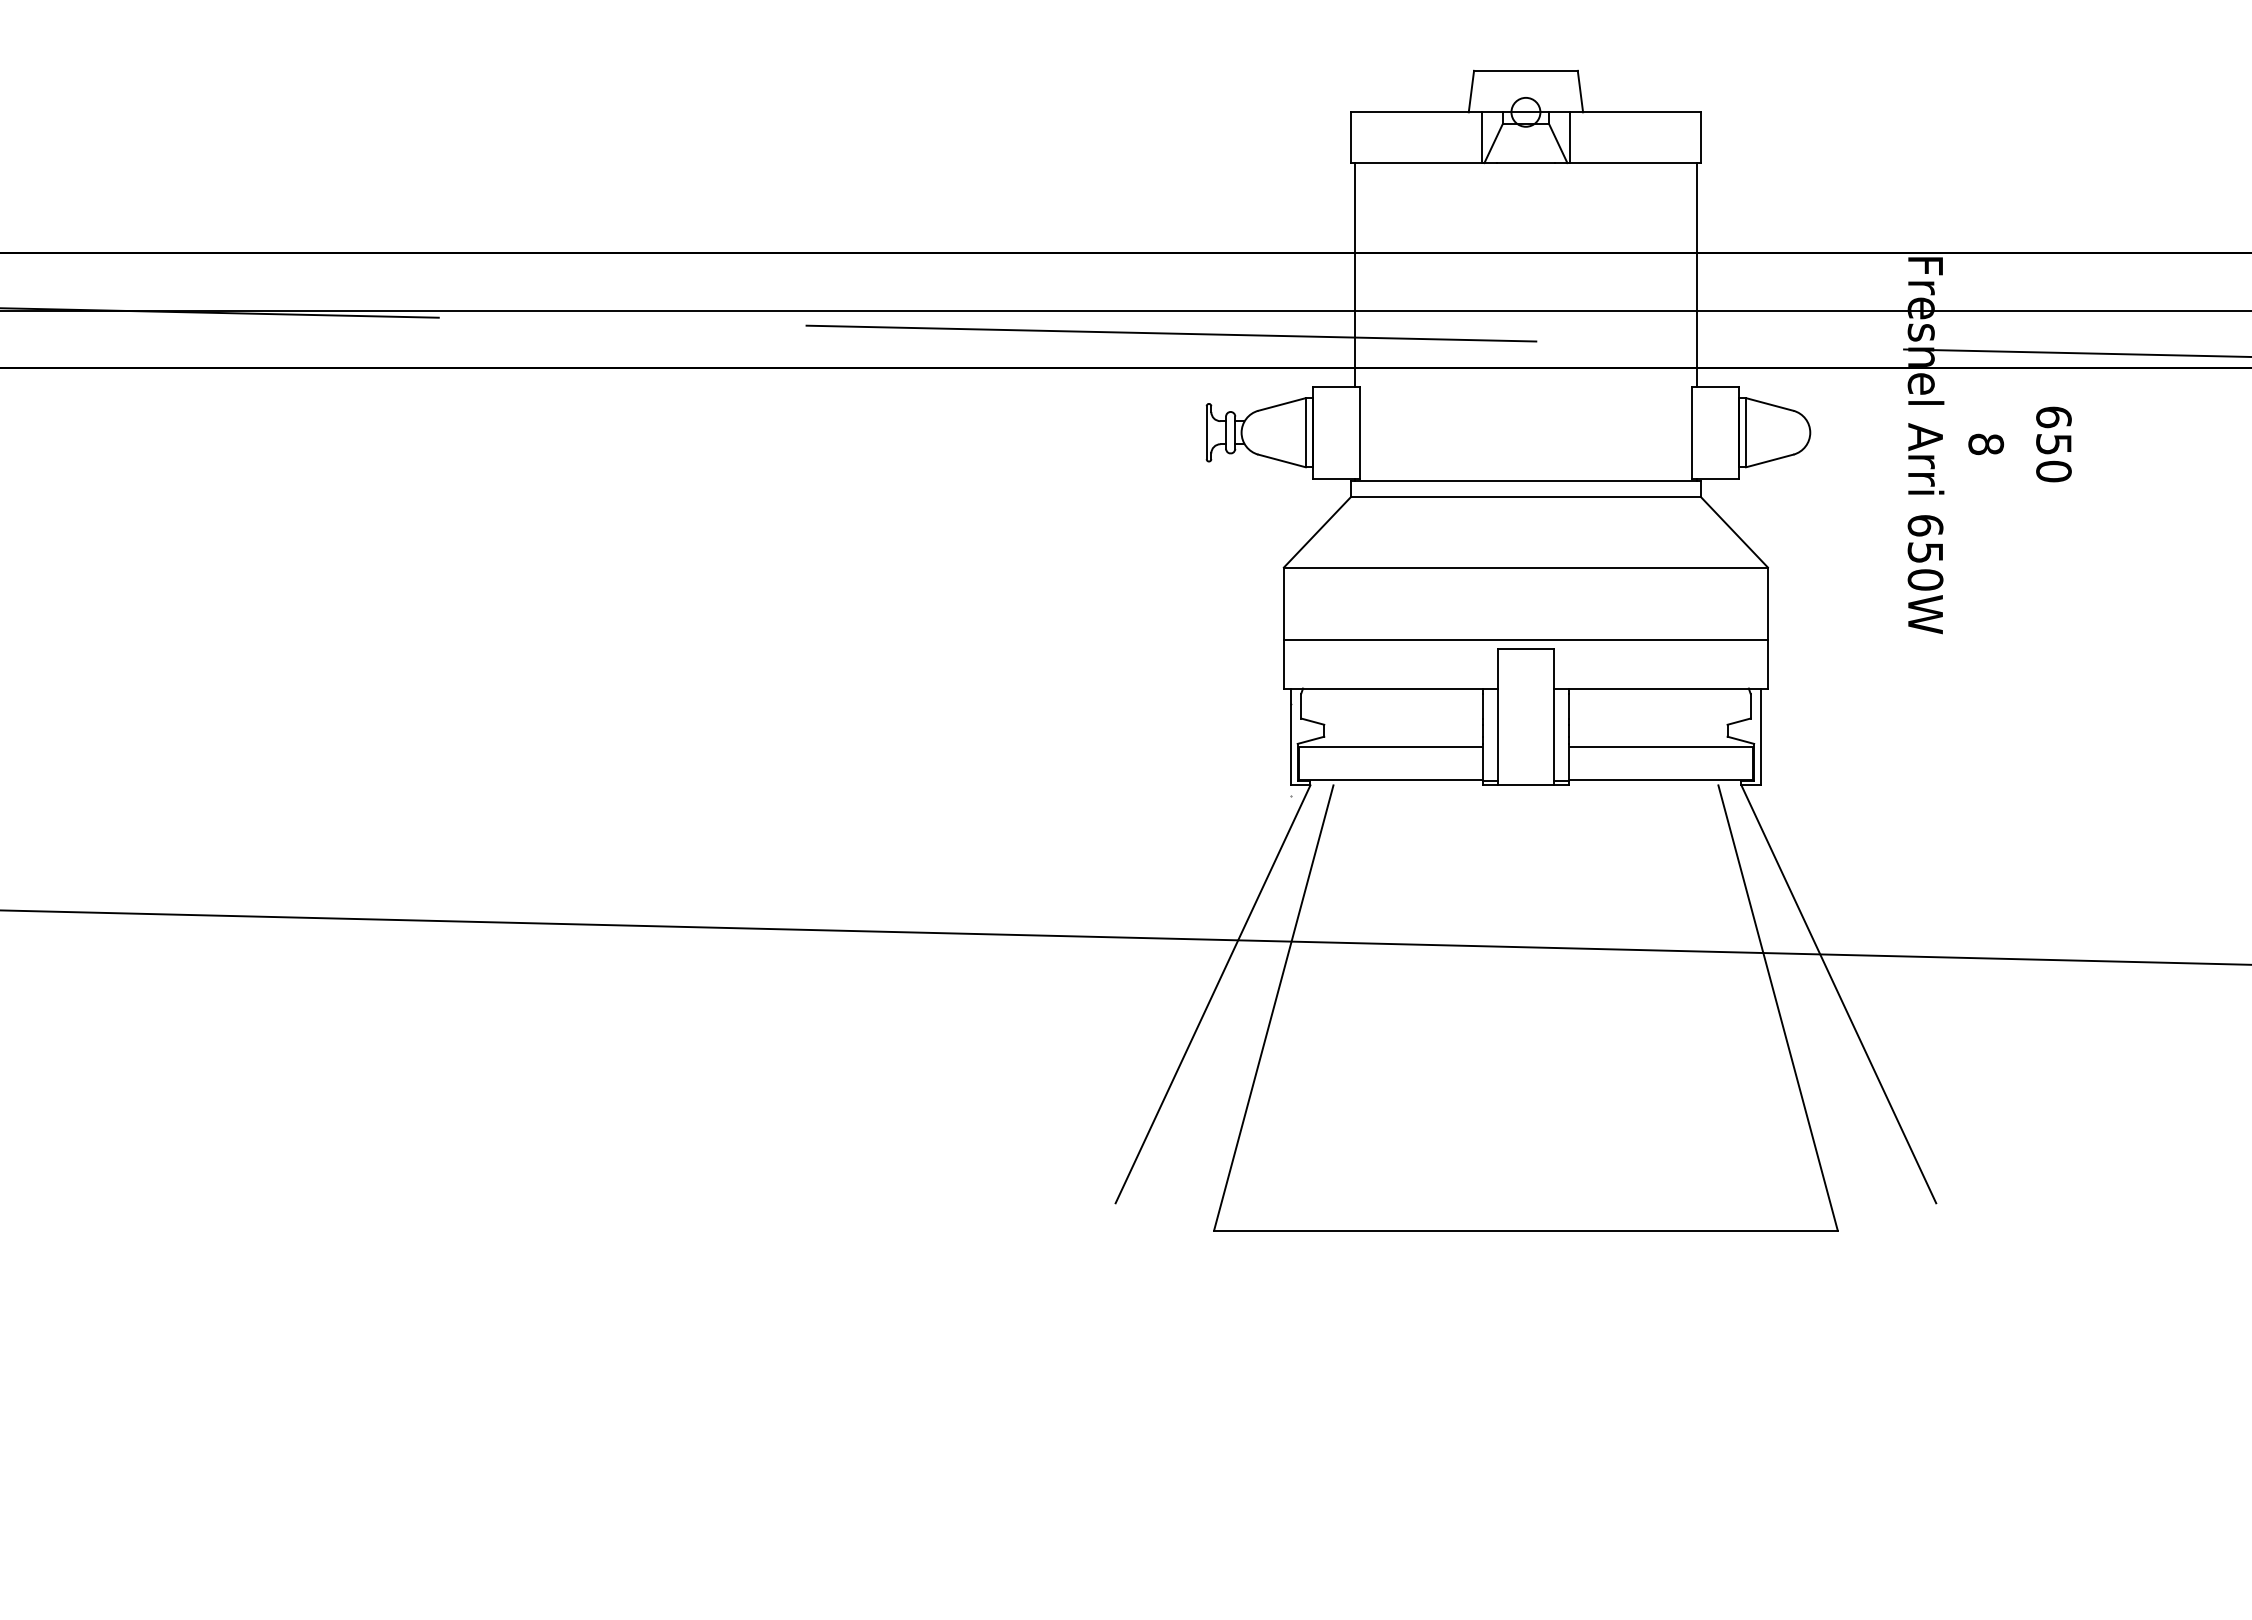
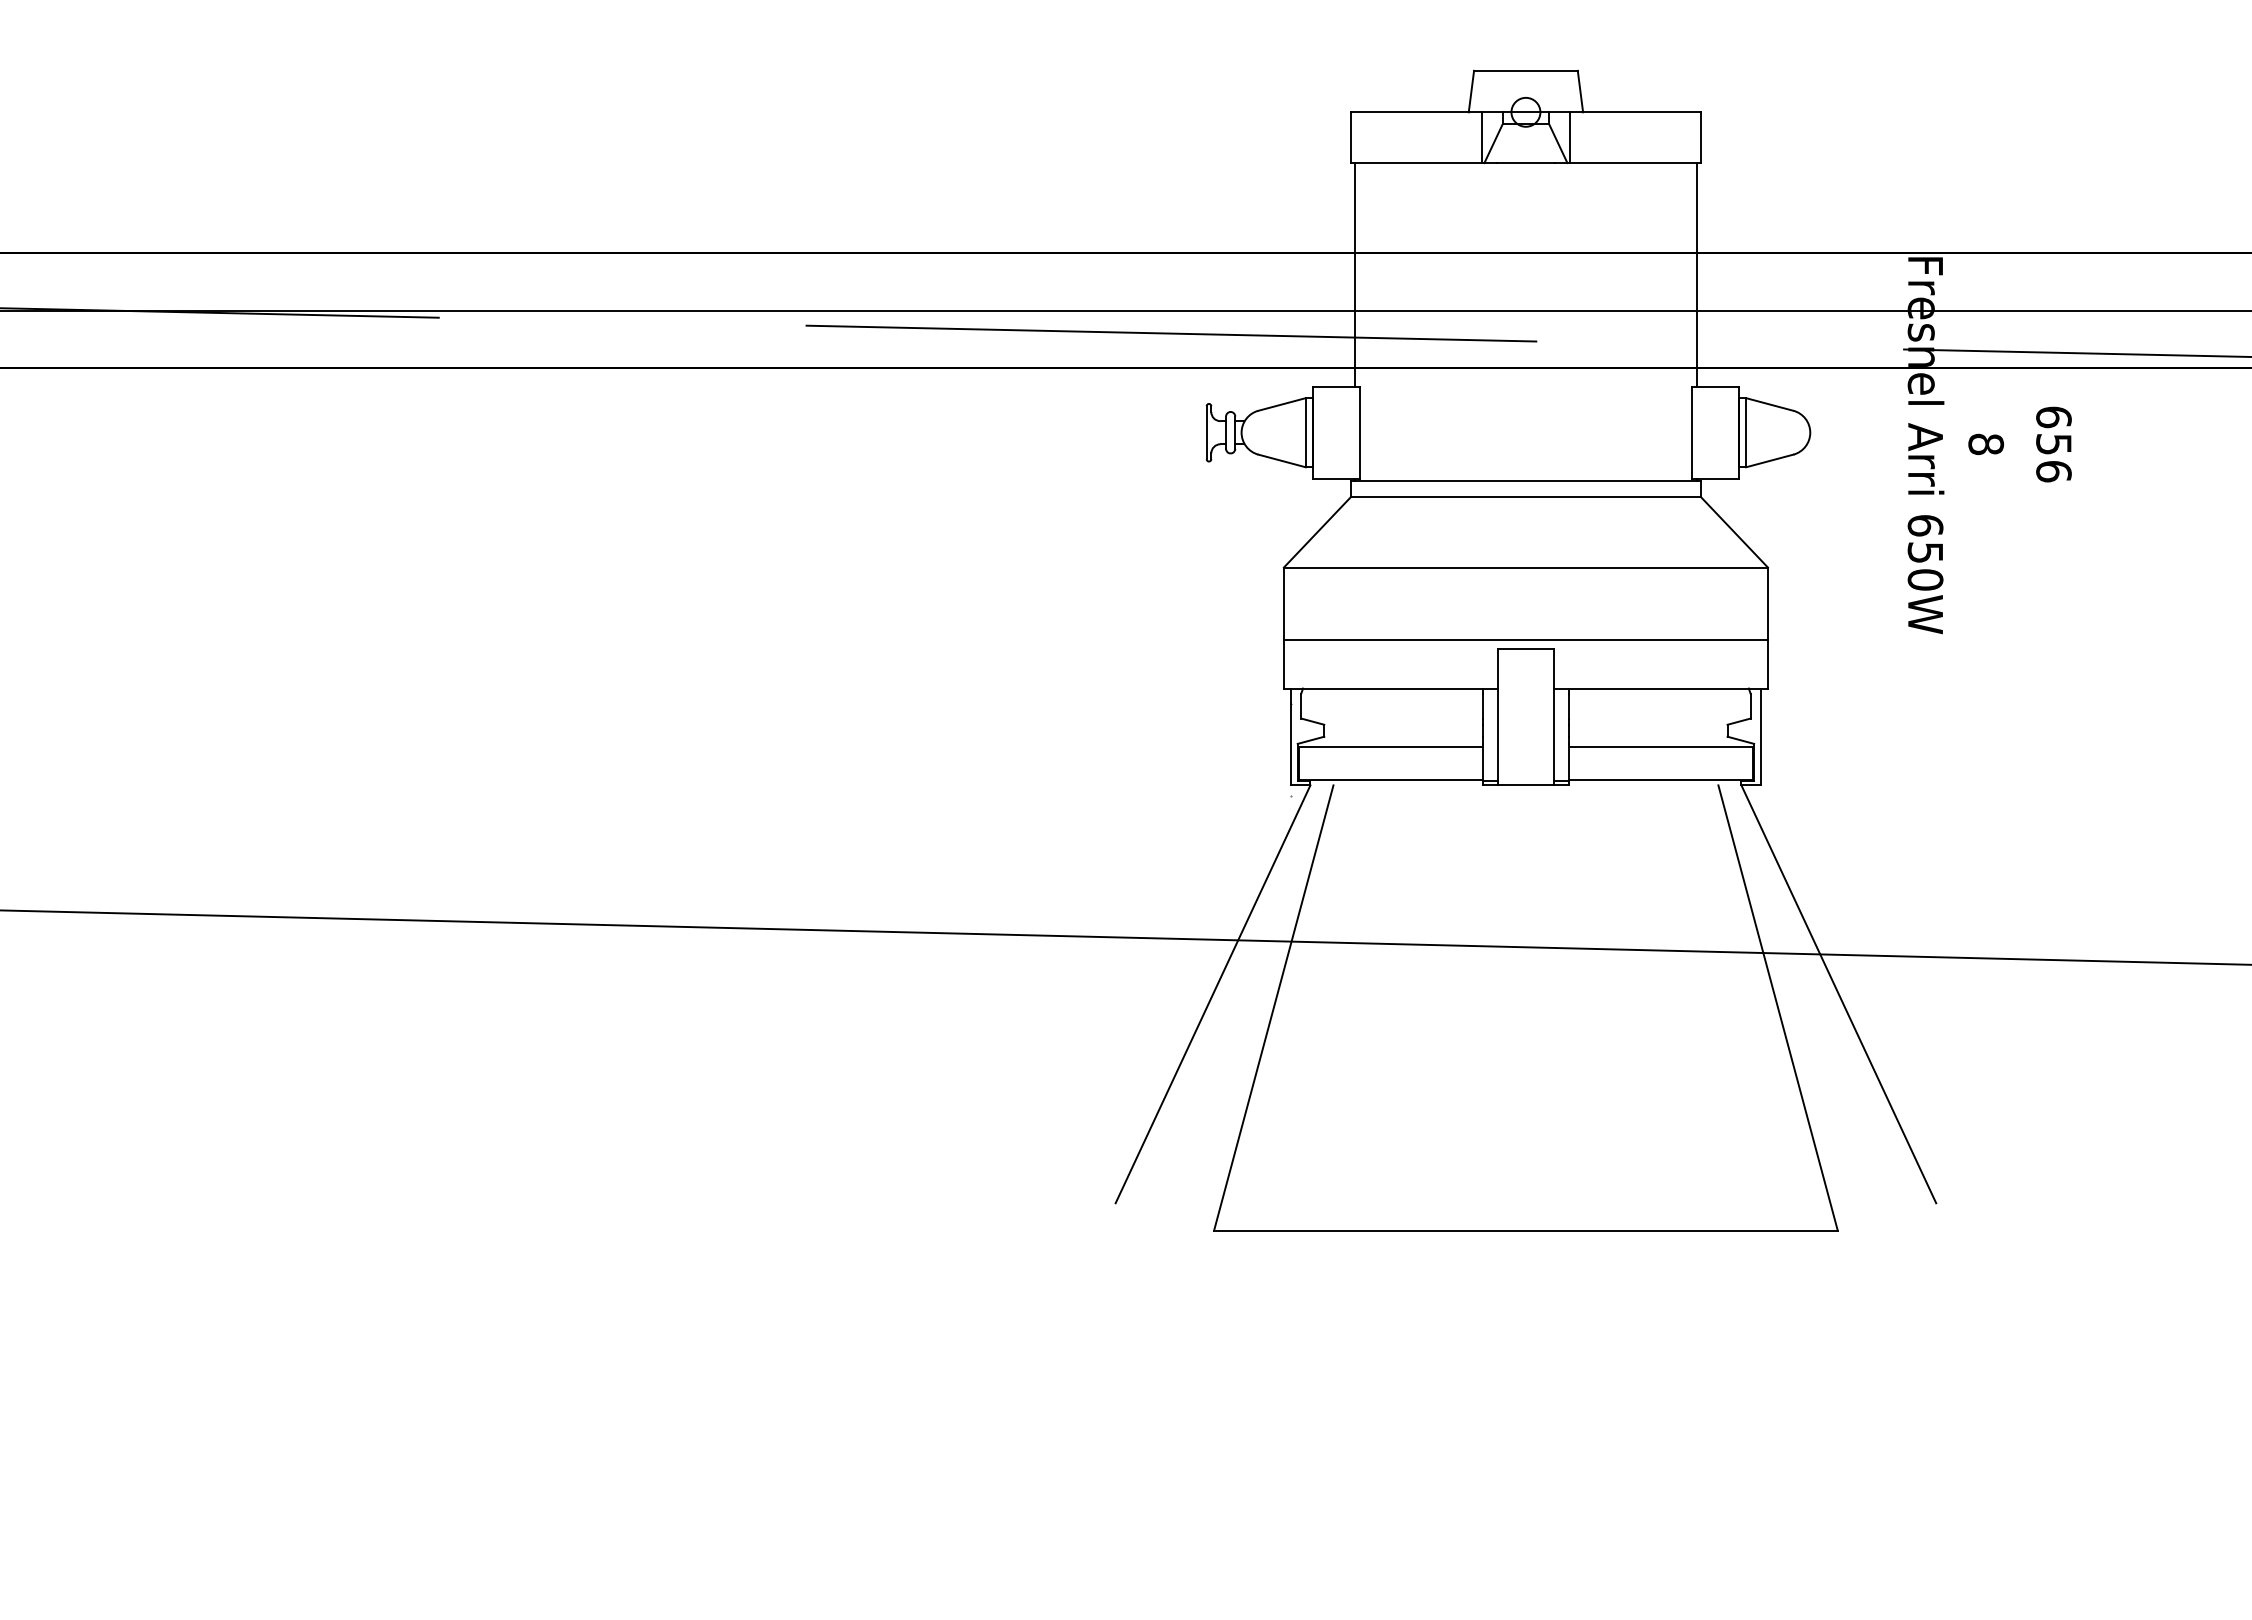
text: 650 -> 656 (2053, 471)
